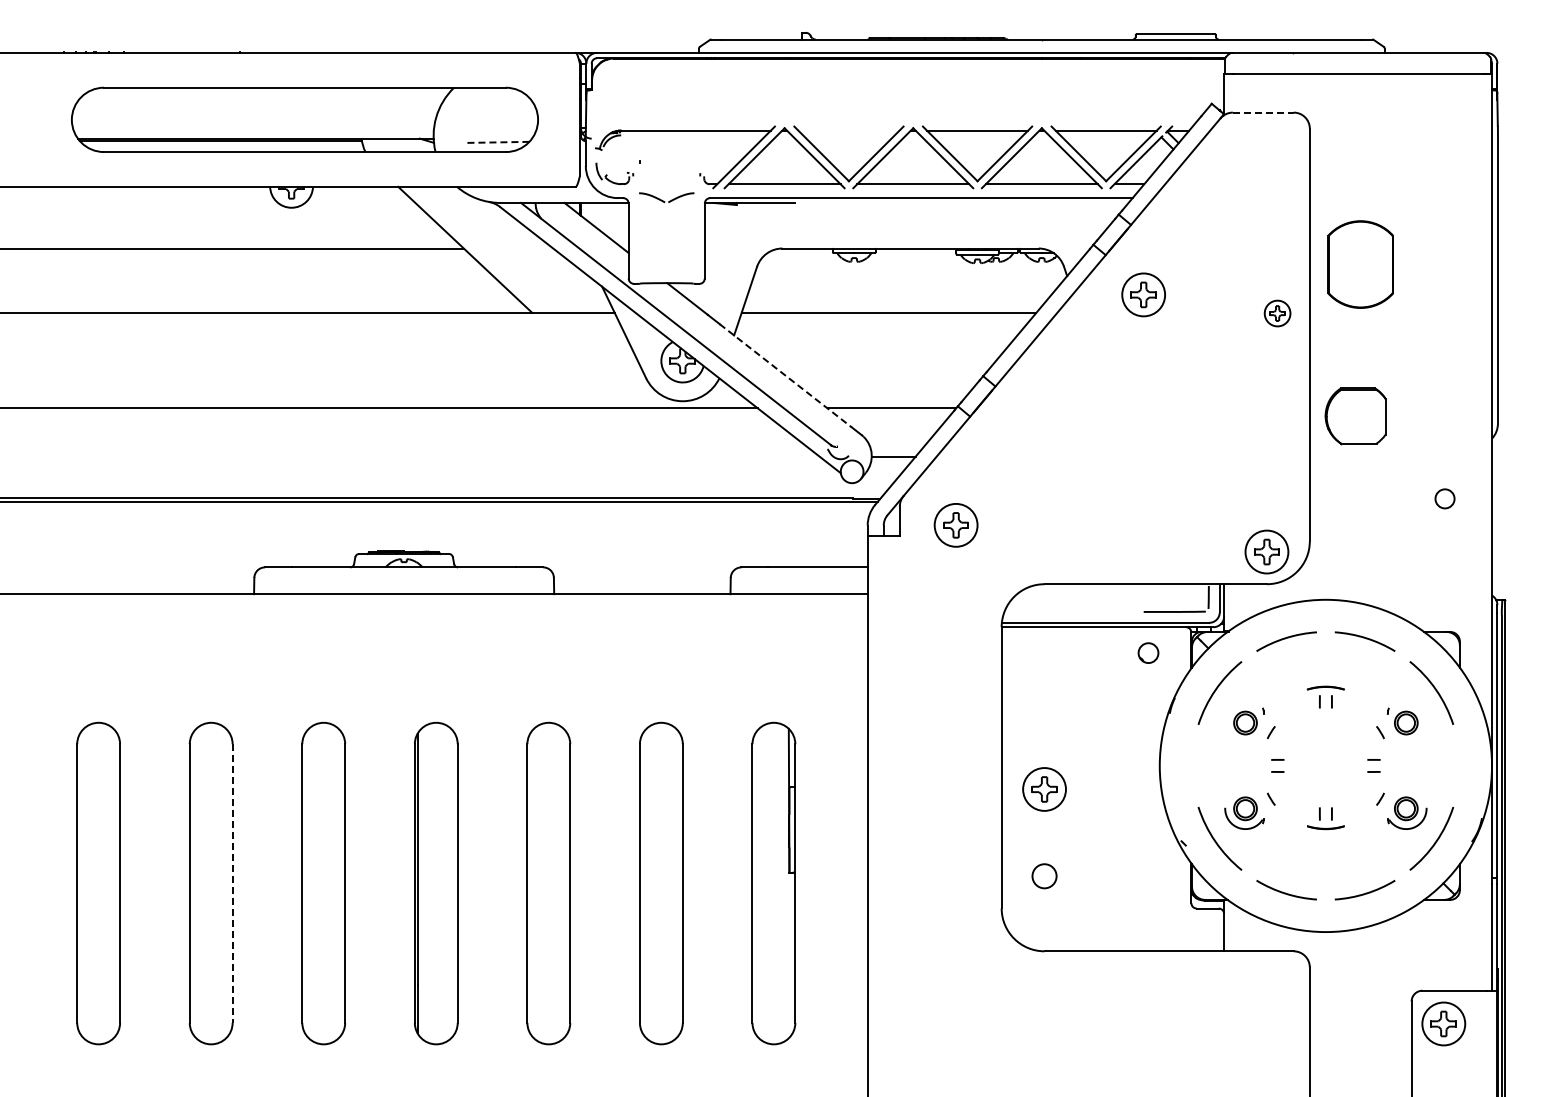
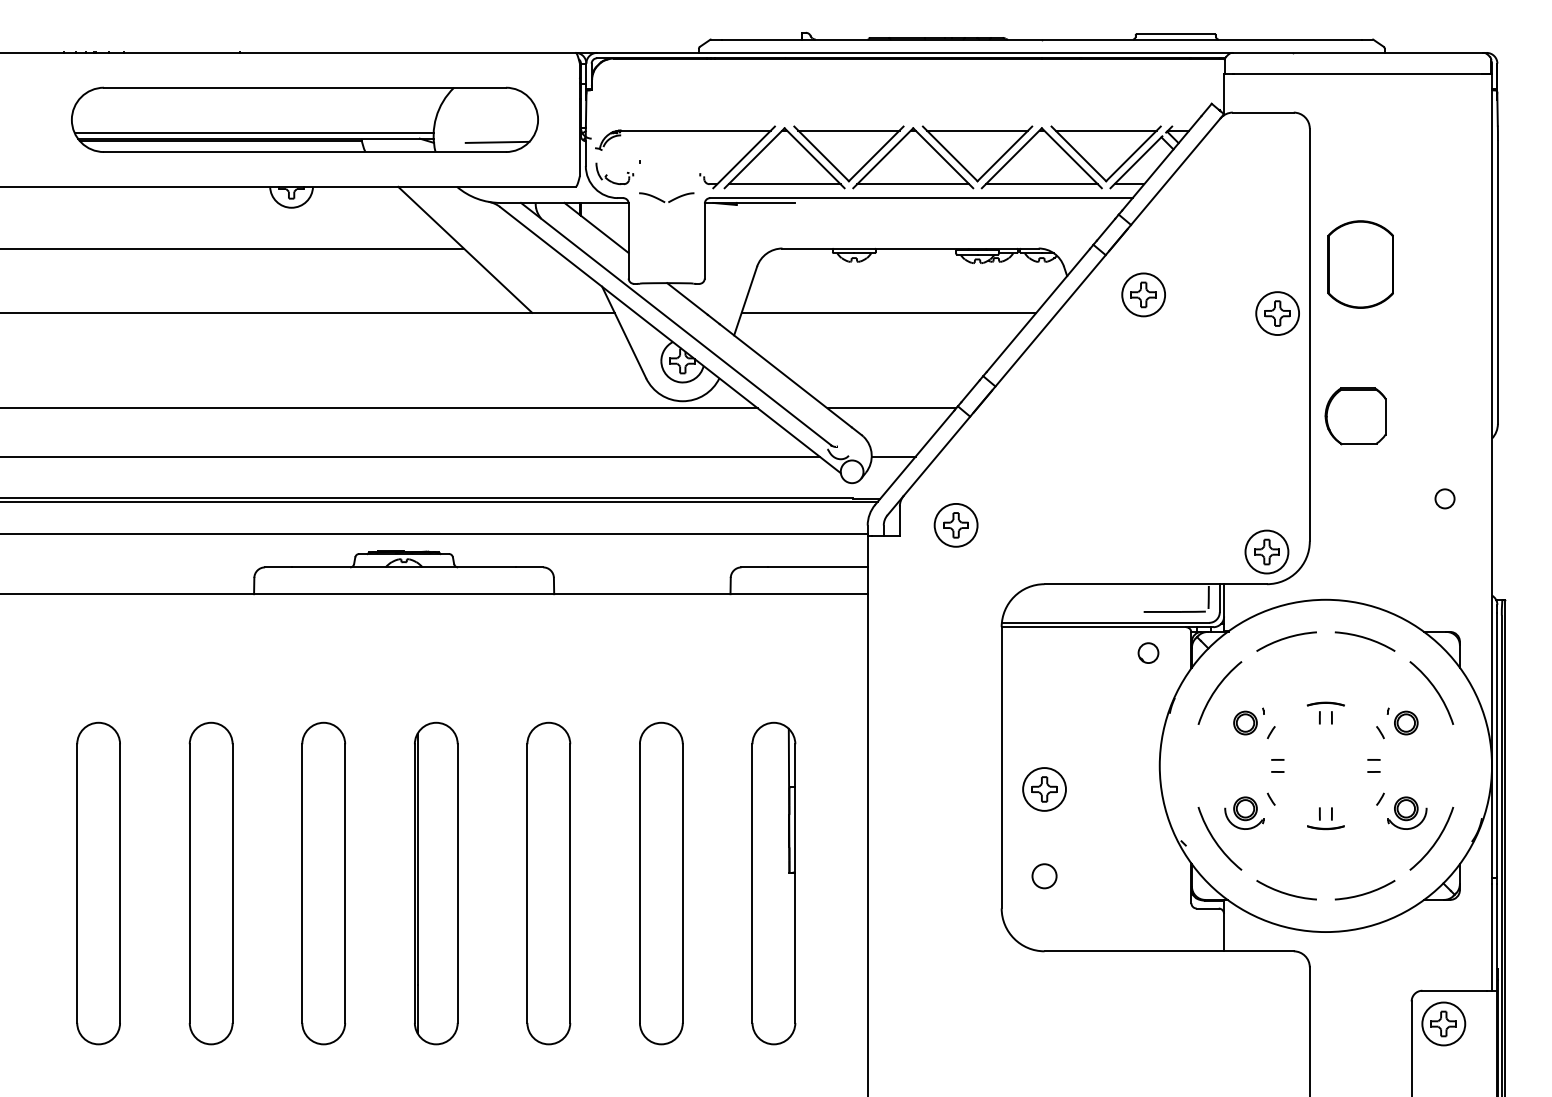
line: dashed -> solid (1263, 112)
line: none -> present (848, 130)
line: none -> present (253, 133)
line: dashed -> solid (497, 142)
part size: 29x29 px -> 45x45 px (1277, 313)
line: dashed -> solid (785, 375)
line: none -> present (410, 456)
line: none -> present (434, 533)
part position: (1325, 696) -> (1325, 712) (1325, 712)
line: dashed -> solid (232, 884)
